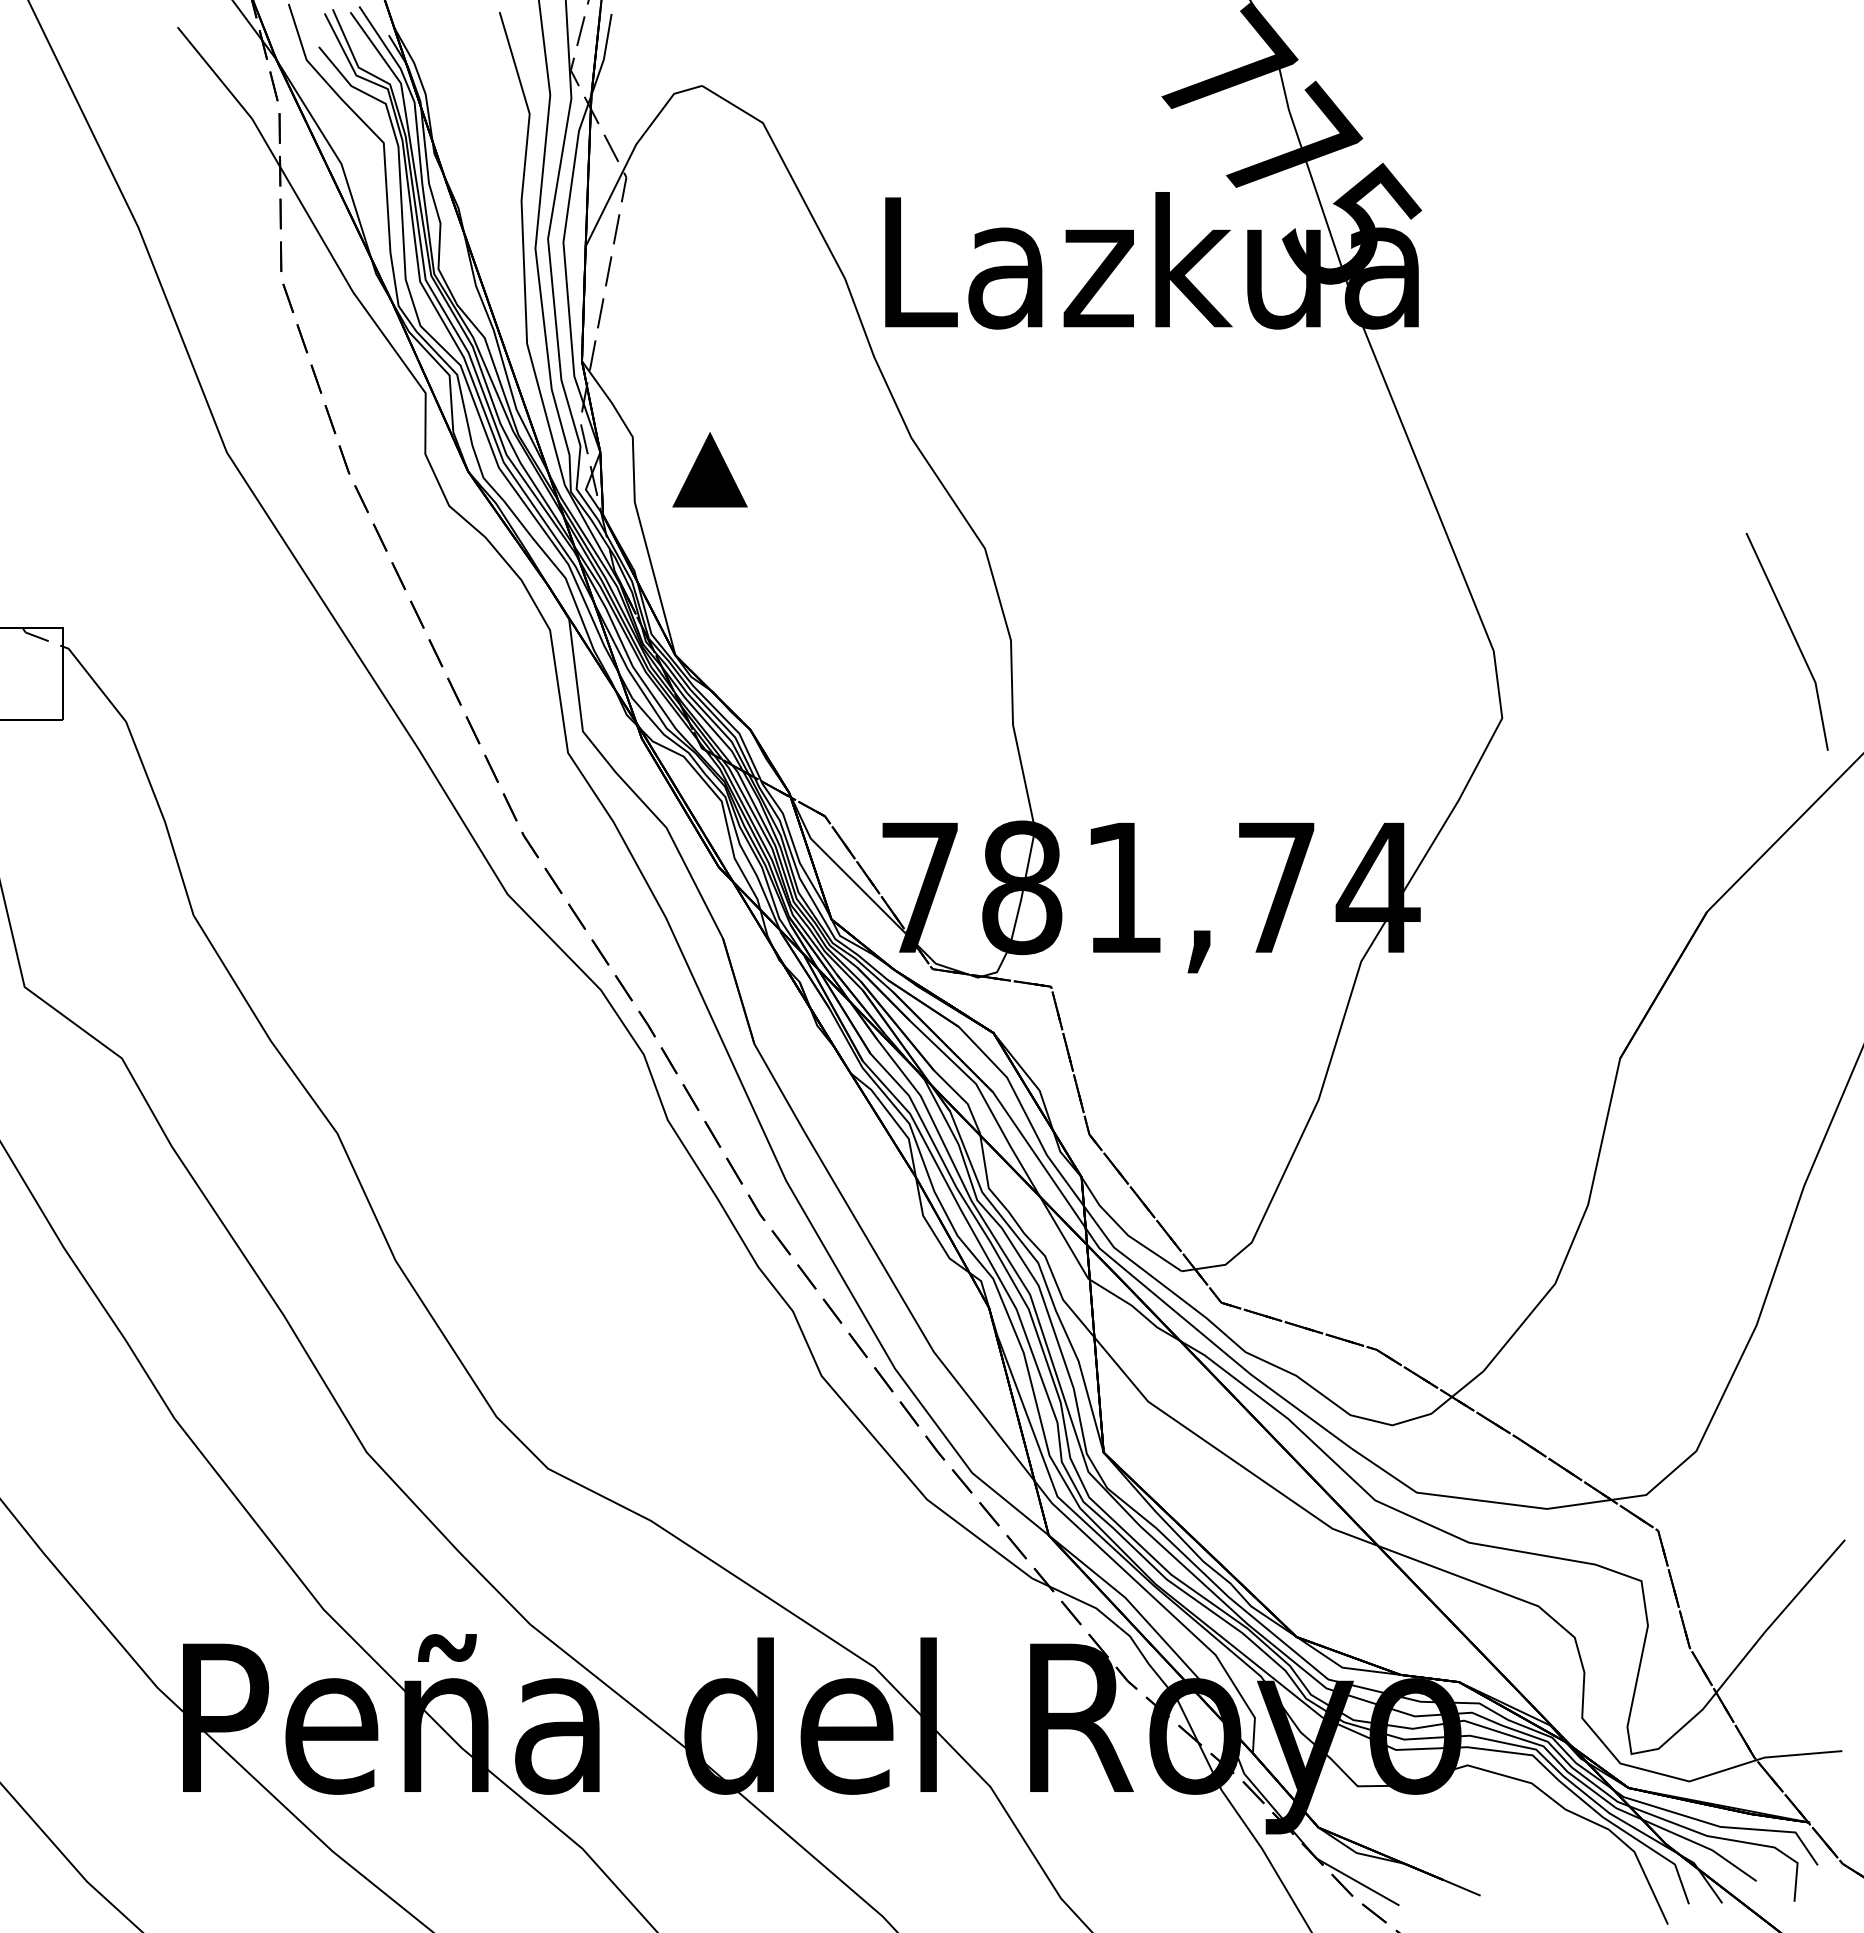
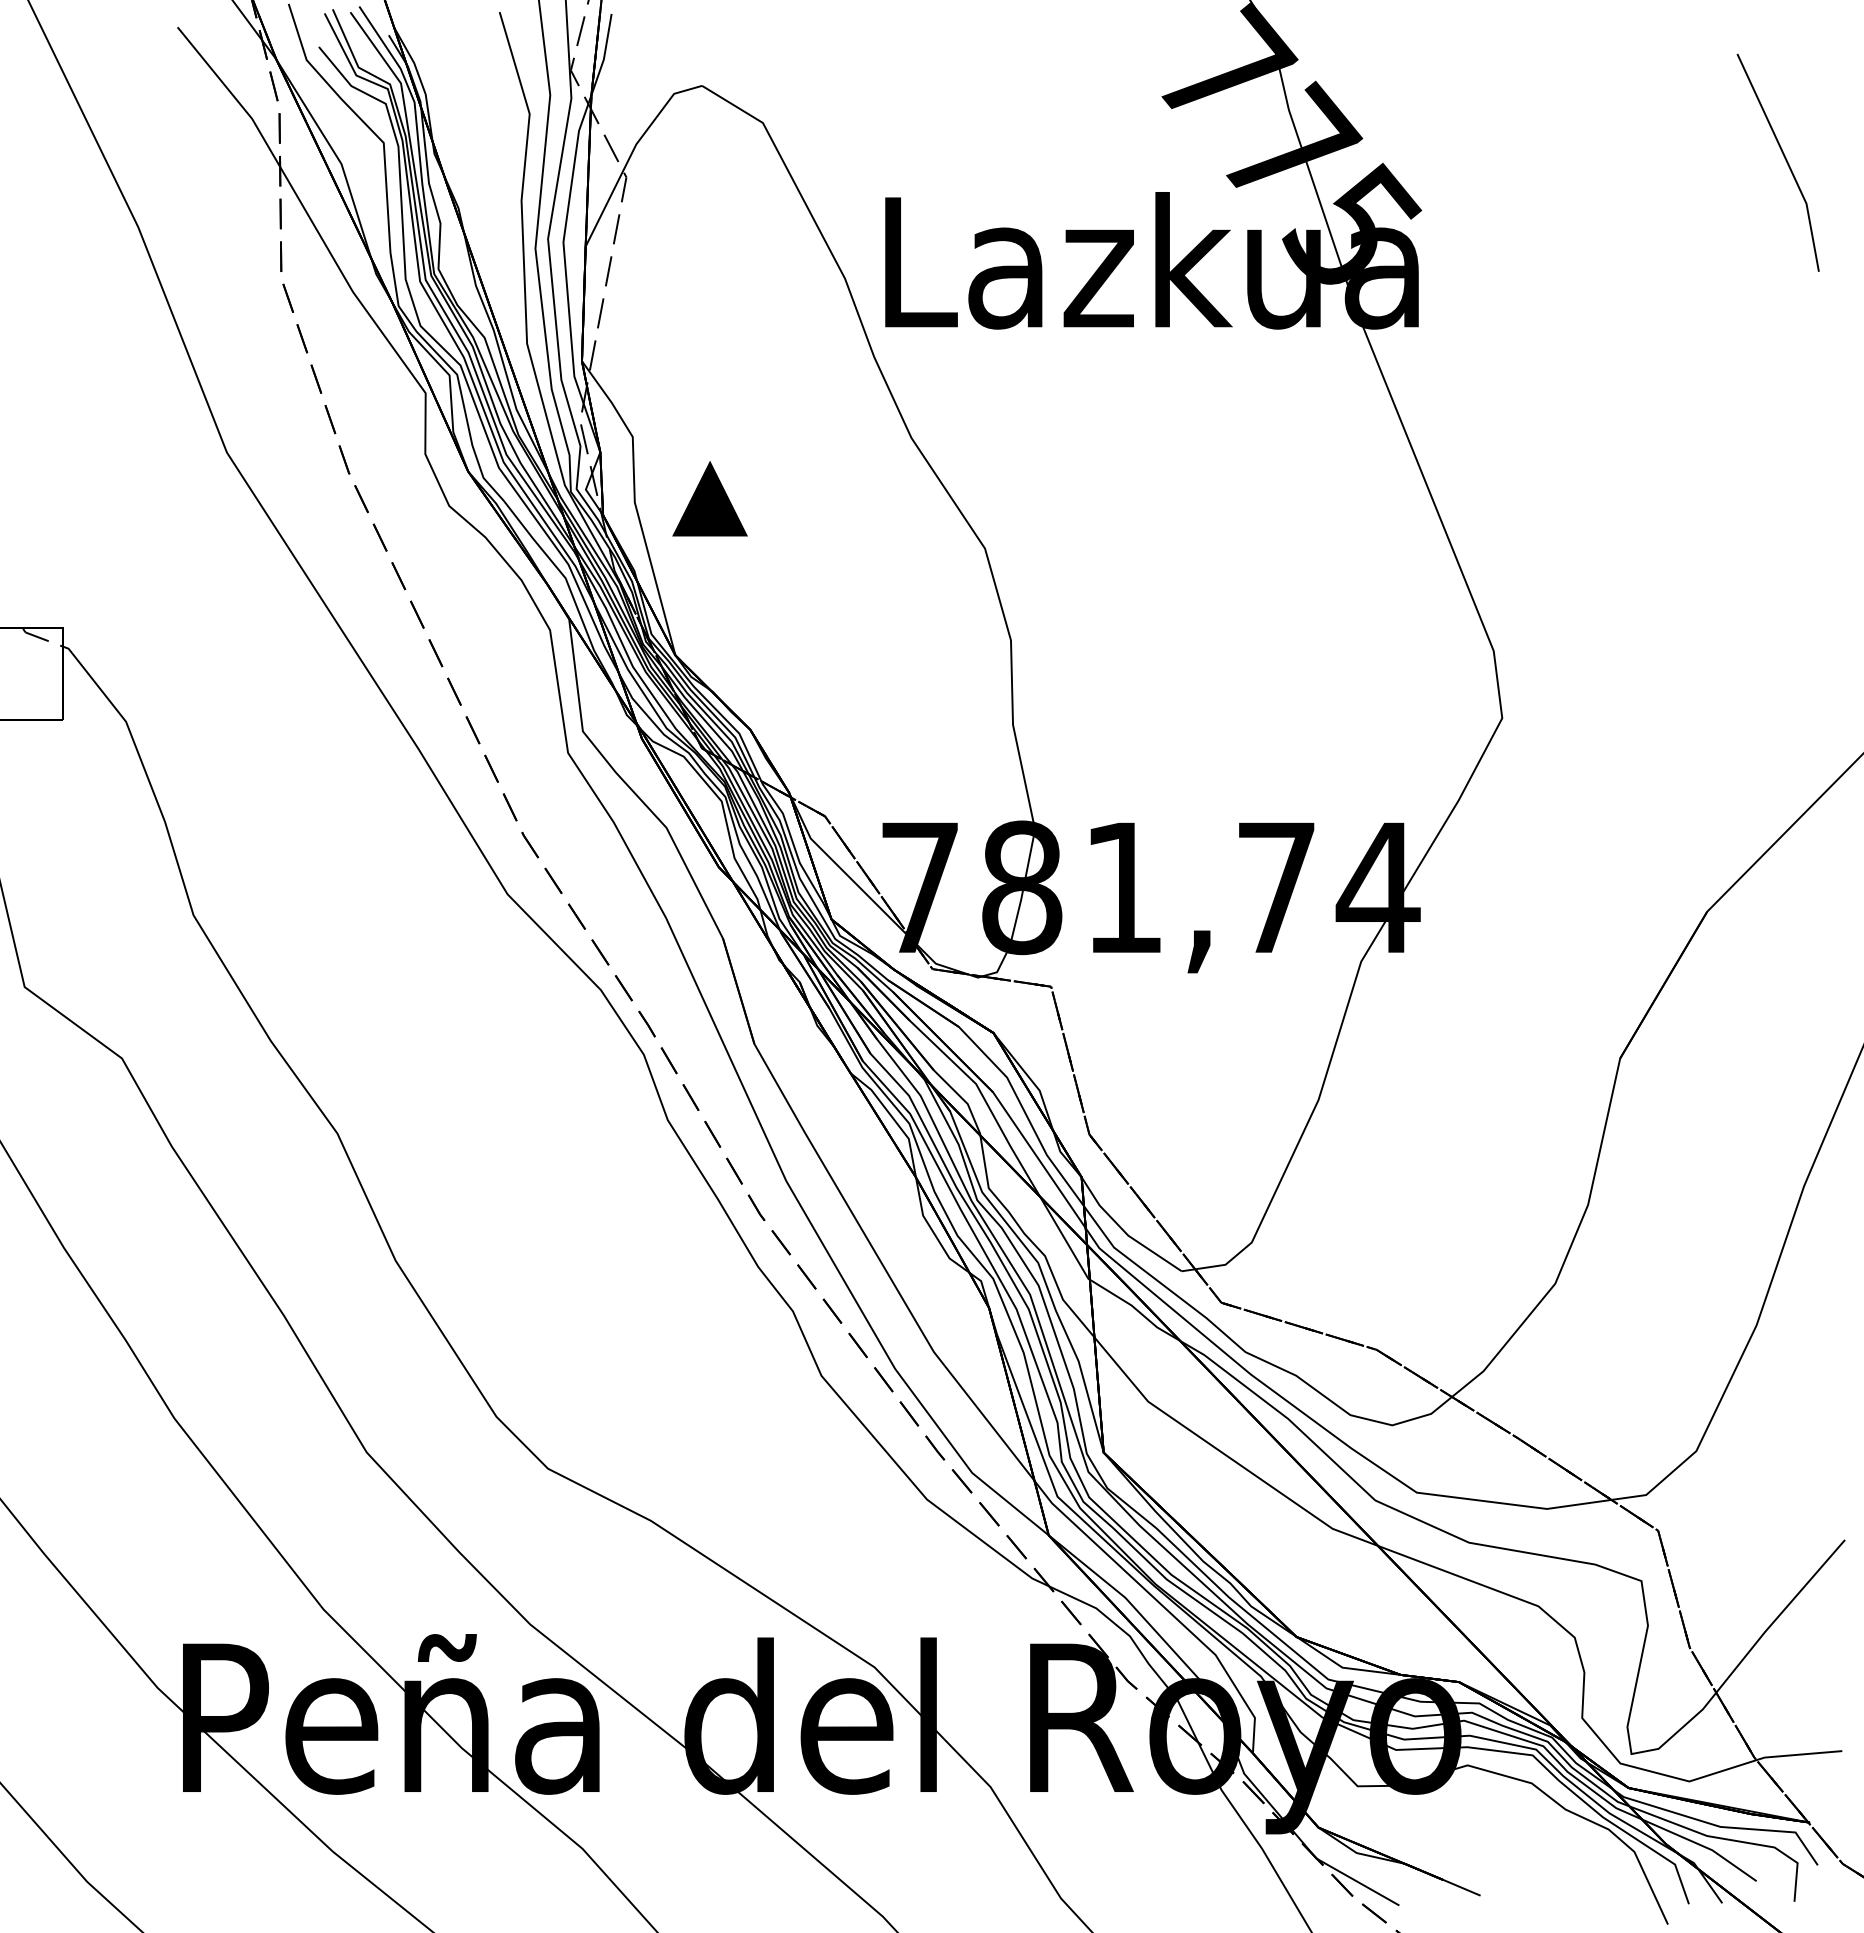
part position: (709, 469) -> (709, 498) (709, 498)
line position: (1793, 637) -> (1784, 158) (1784, 158)
